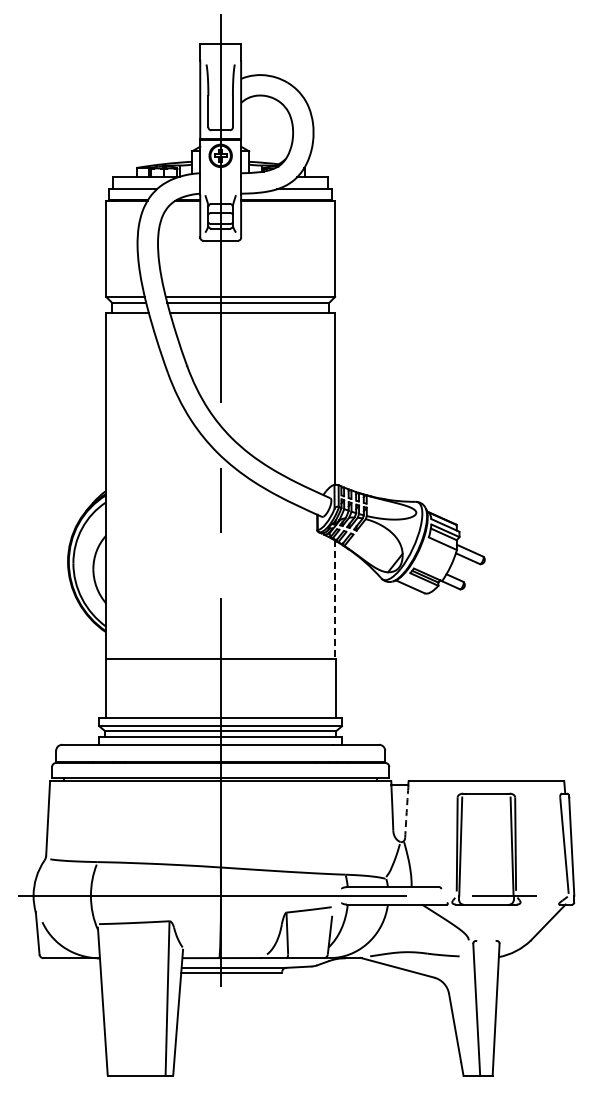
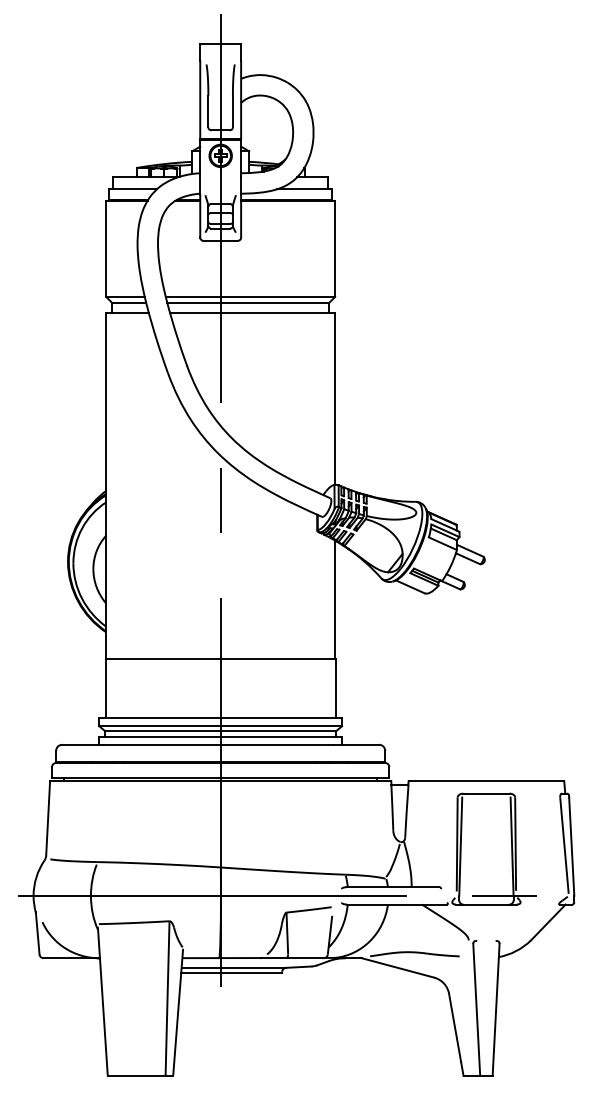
line: dashed -> solid (335, 600)
arc: dashed -> solid (406, 812)
